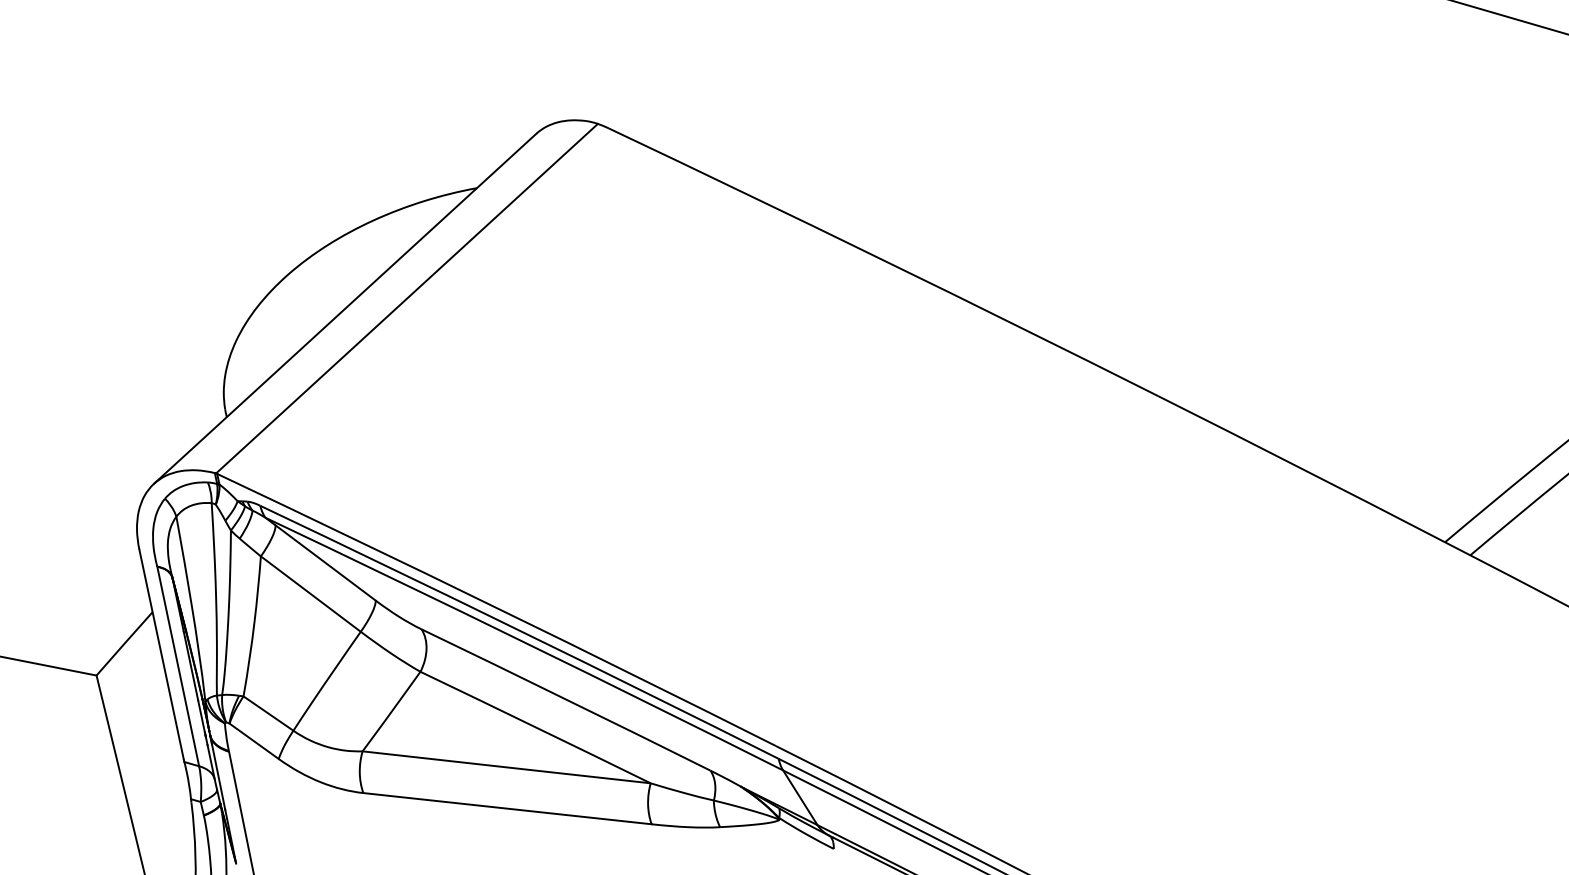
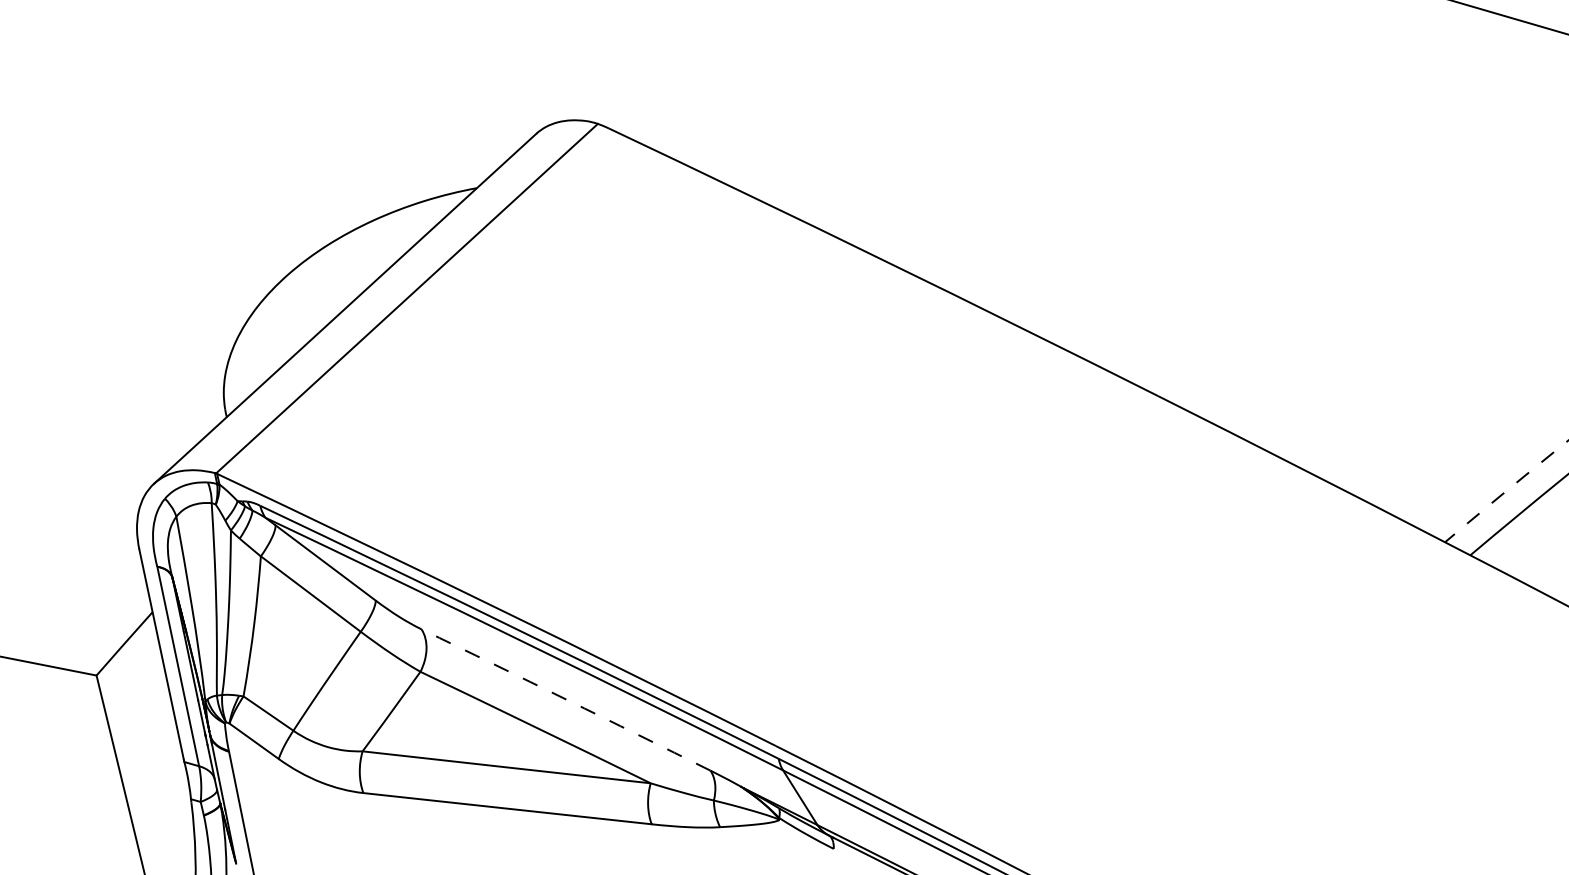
arc: solid -> dashed (1506, 491)
arc: solid -> dashed (566, 699)
